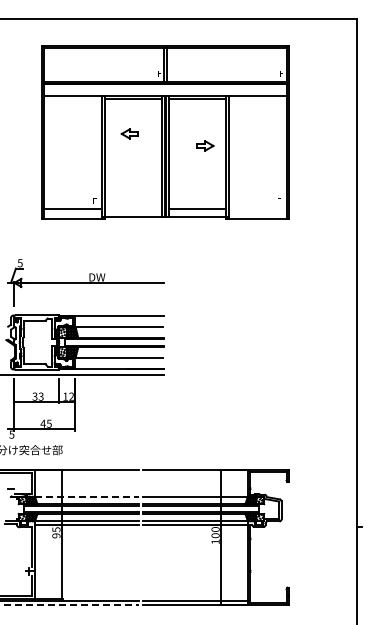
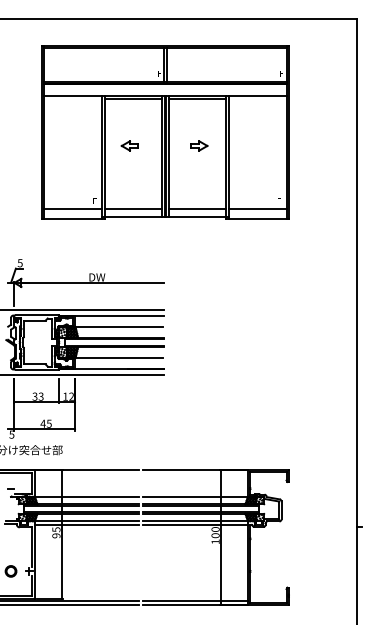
part position: (129, 133) -> (129, 145) (129, 145)
part position: (205, 145) -> (199, 145) (199, 145)
line: none -> present (133, 209)
line: none -> present (257, 209)
line: none -> present (82, 310)
line: dashed -> solid (87, 496)
part: none -> present (10, 571)
line: dashed -> solid (70, 605)
